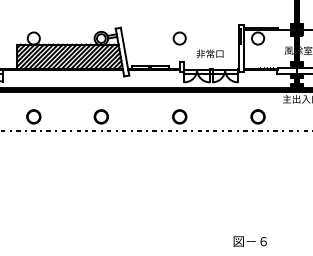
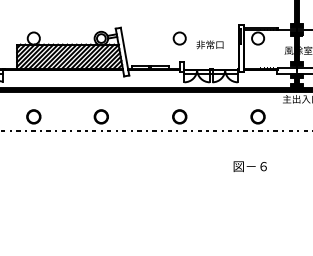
text position: (209, 53) -> (209, 44) (209, 44)
text position: (249, 241) -> (249, 166) (249, 166)
